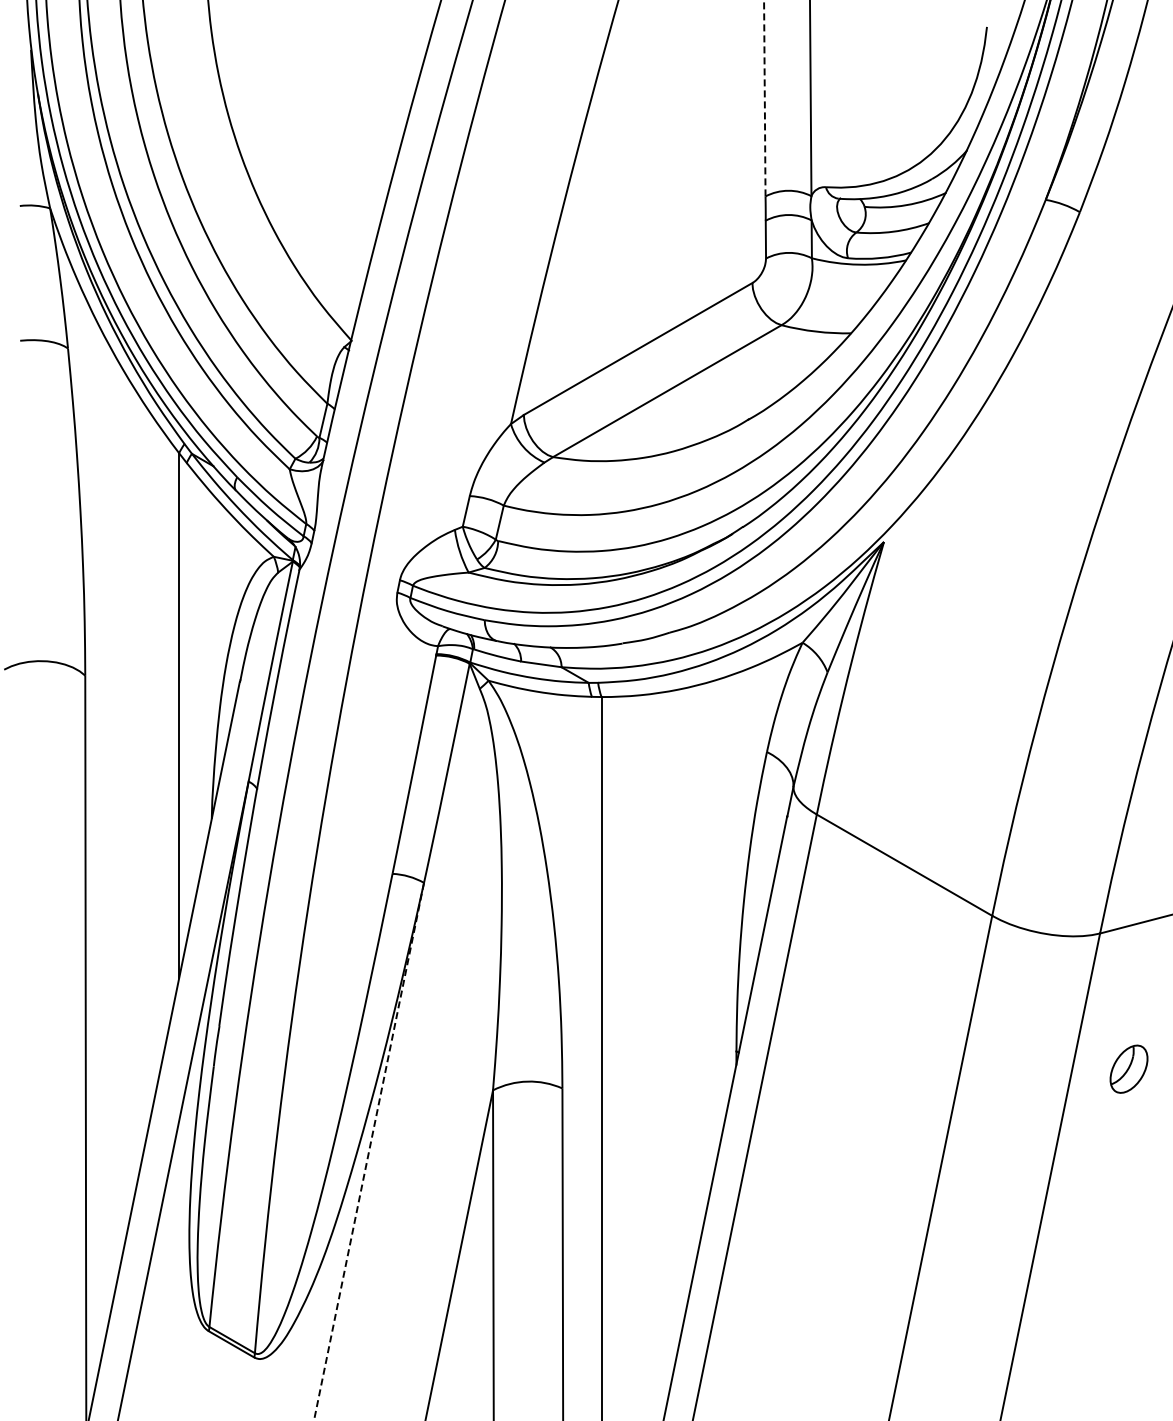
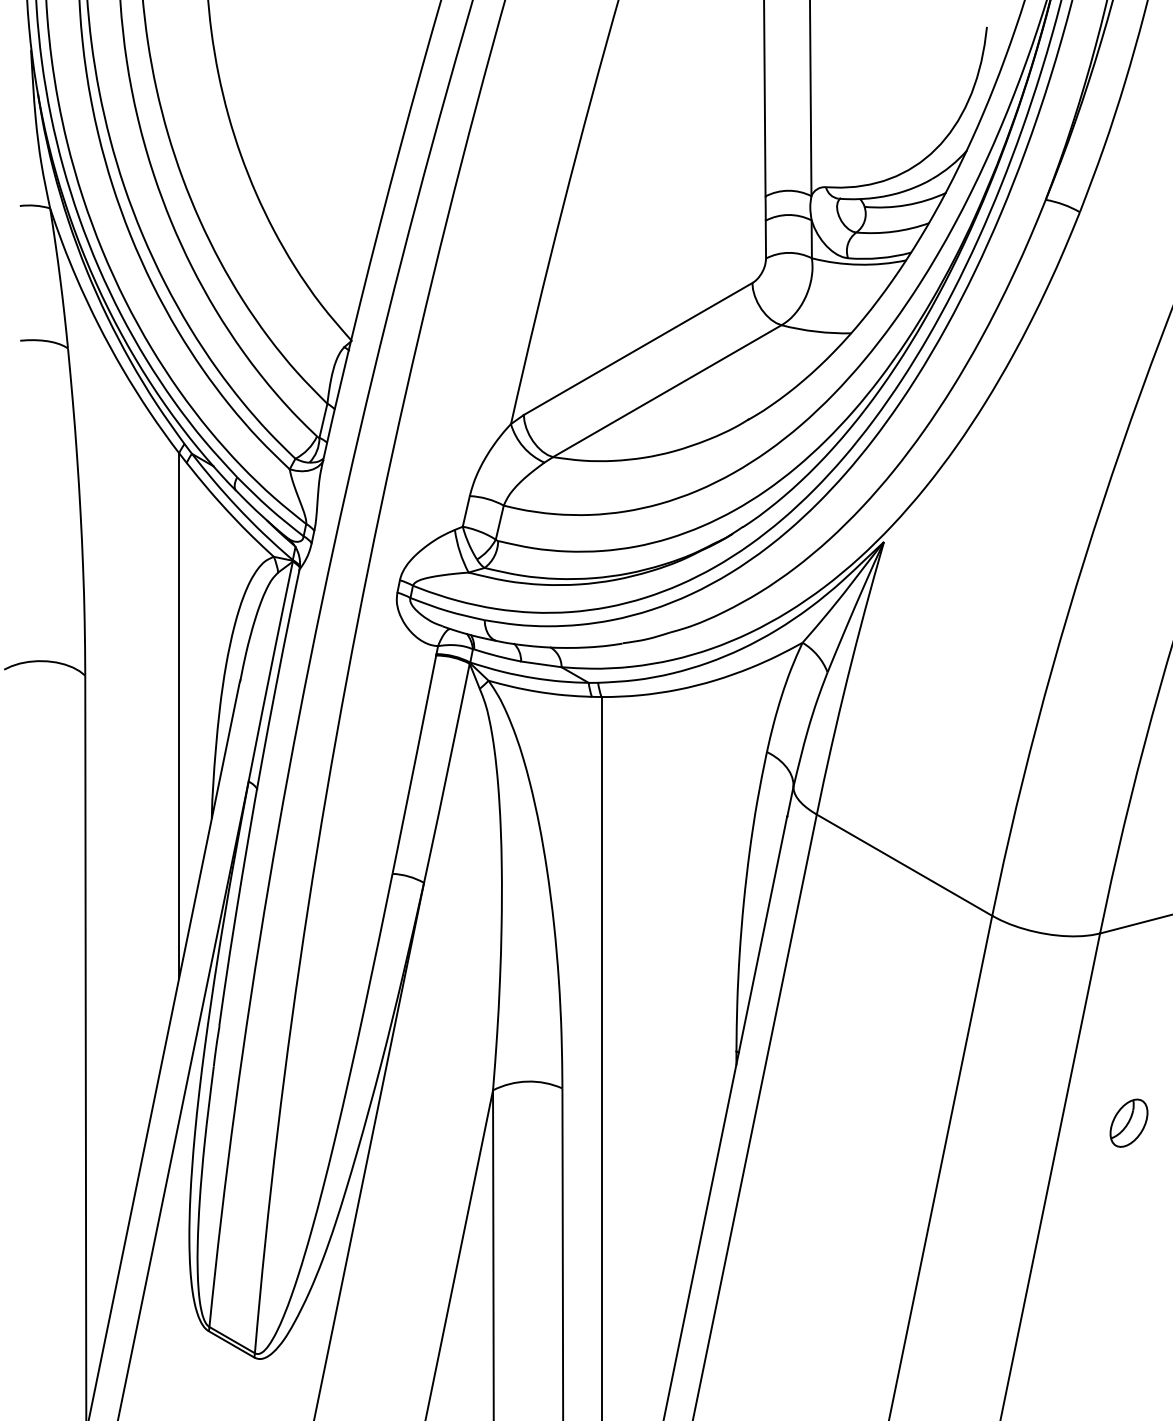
line: dashed -> solid (764, 98)
part position: (1128, 1068) -> (1128, 1122) (1128, 1122)
line: dashed -> solid (368, 1152)
